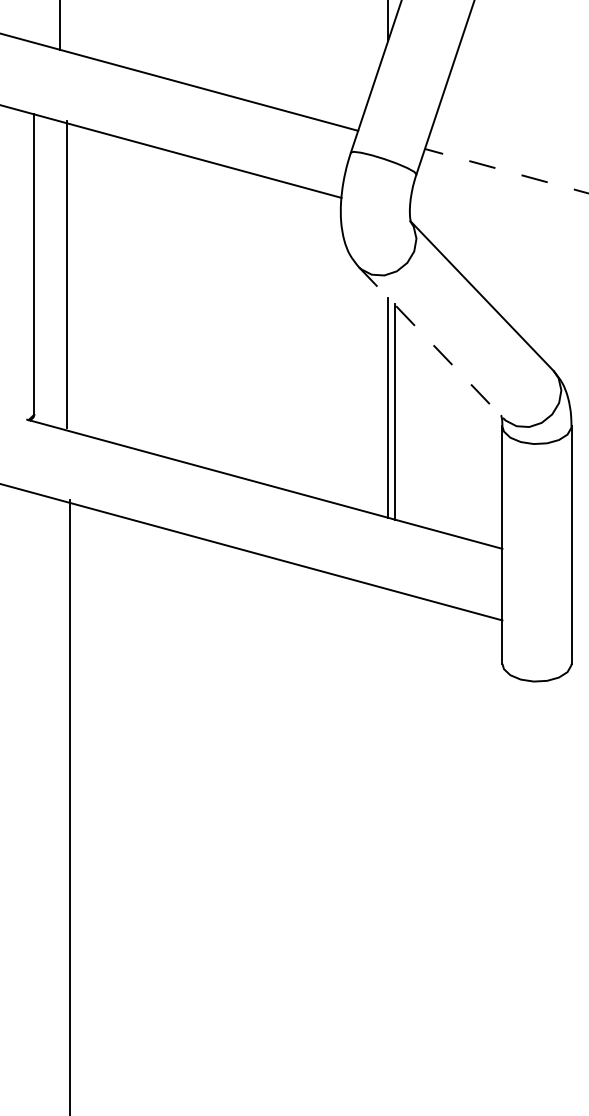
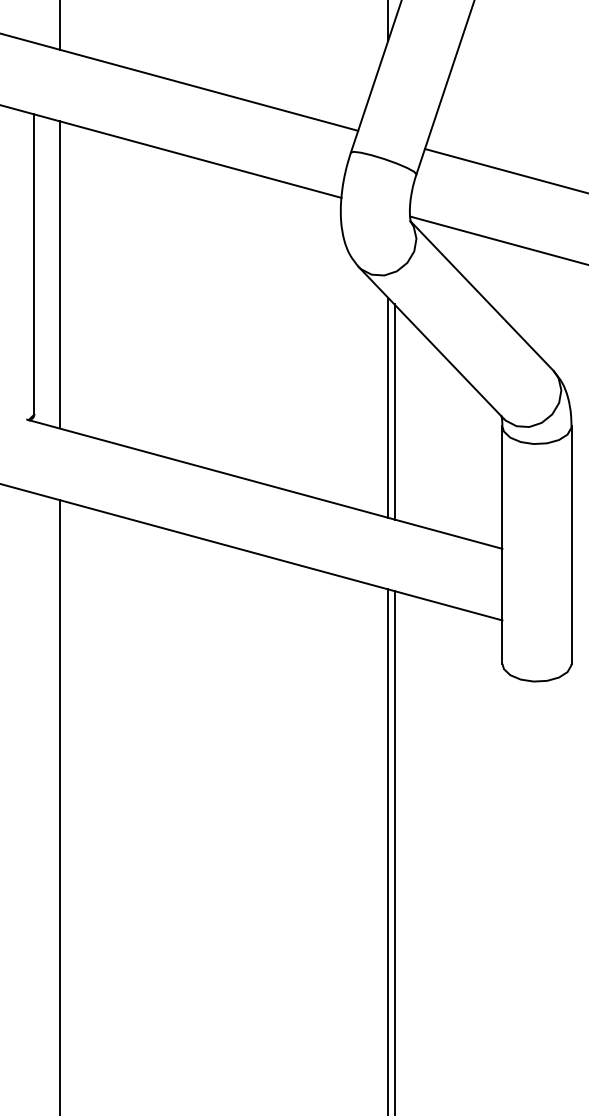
line: dashed -> solid (506, 171)
line: none -> present (497, 240)
line position: (66, 274) -> (59, 274) (59, 274)
line: dashed -> solid (431, 342)
line position: (69, 806) -> (59, 806) (59, 806)
line: none -> present (388, 850)
line: none -> present (394, 851)
